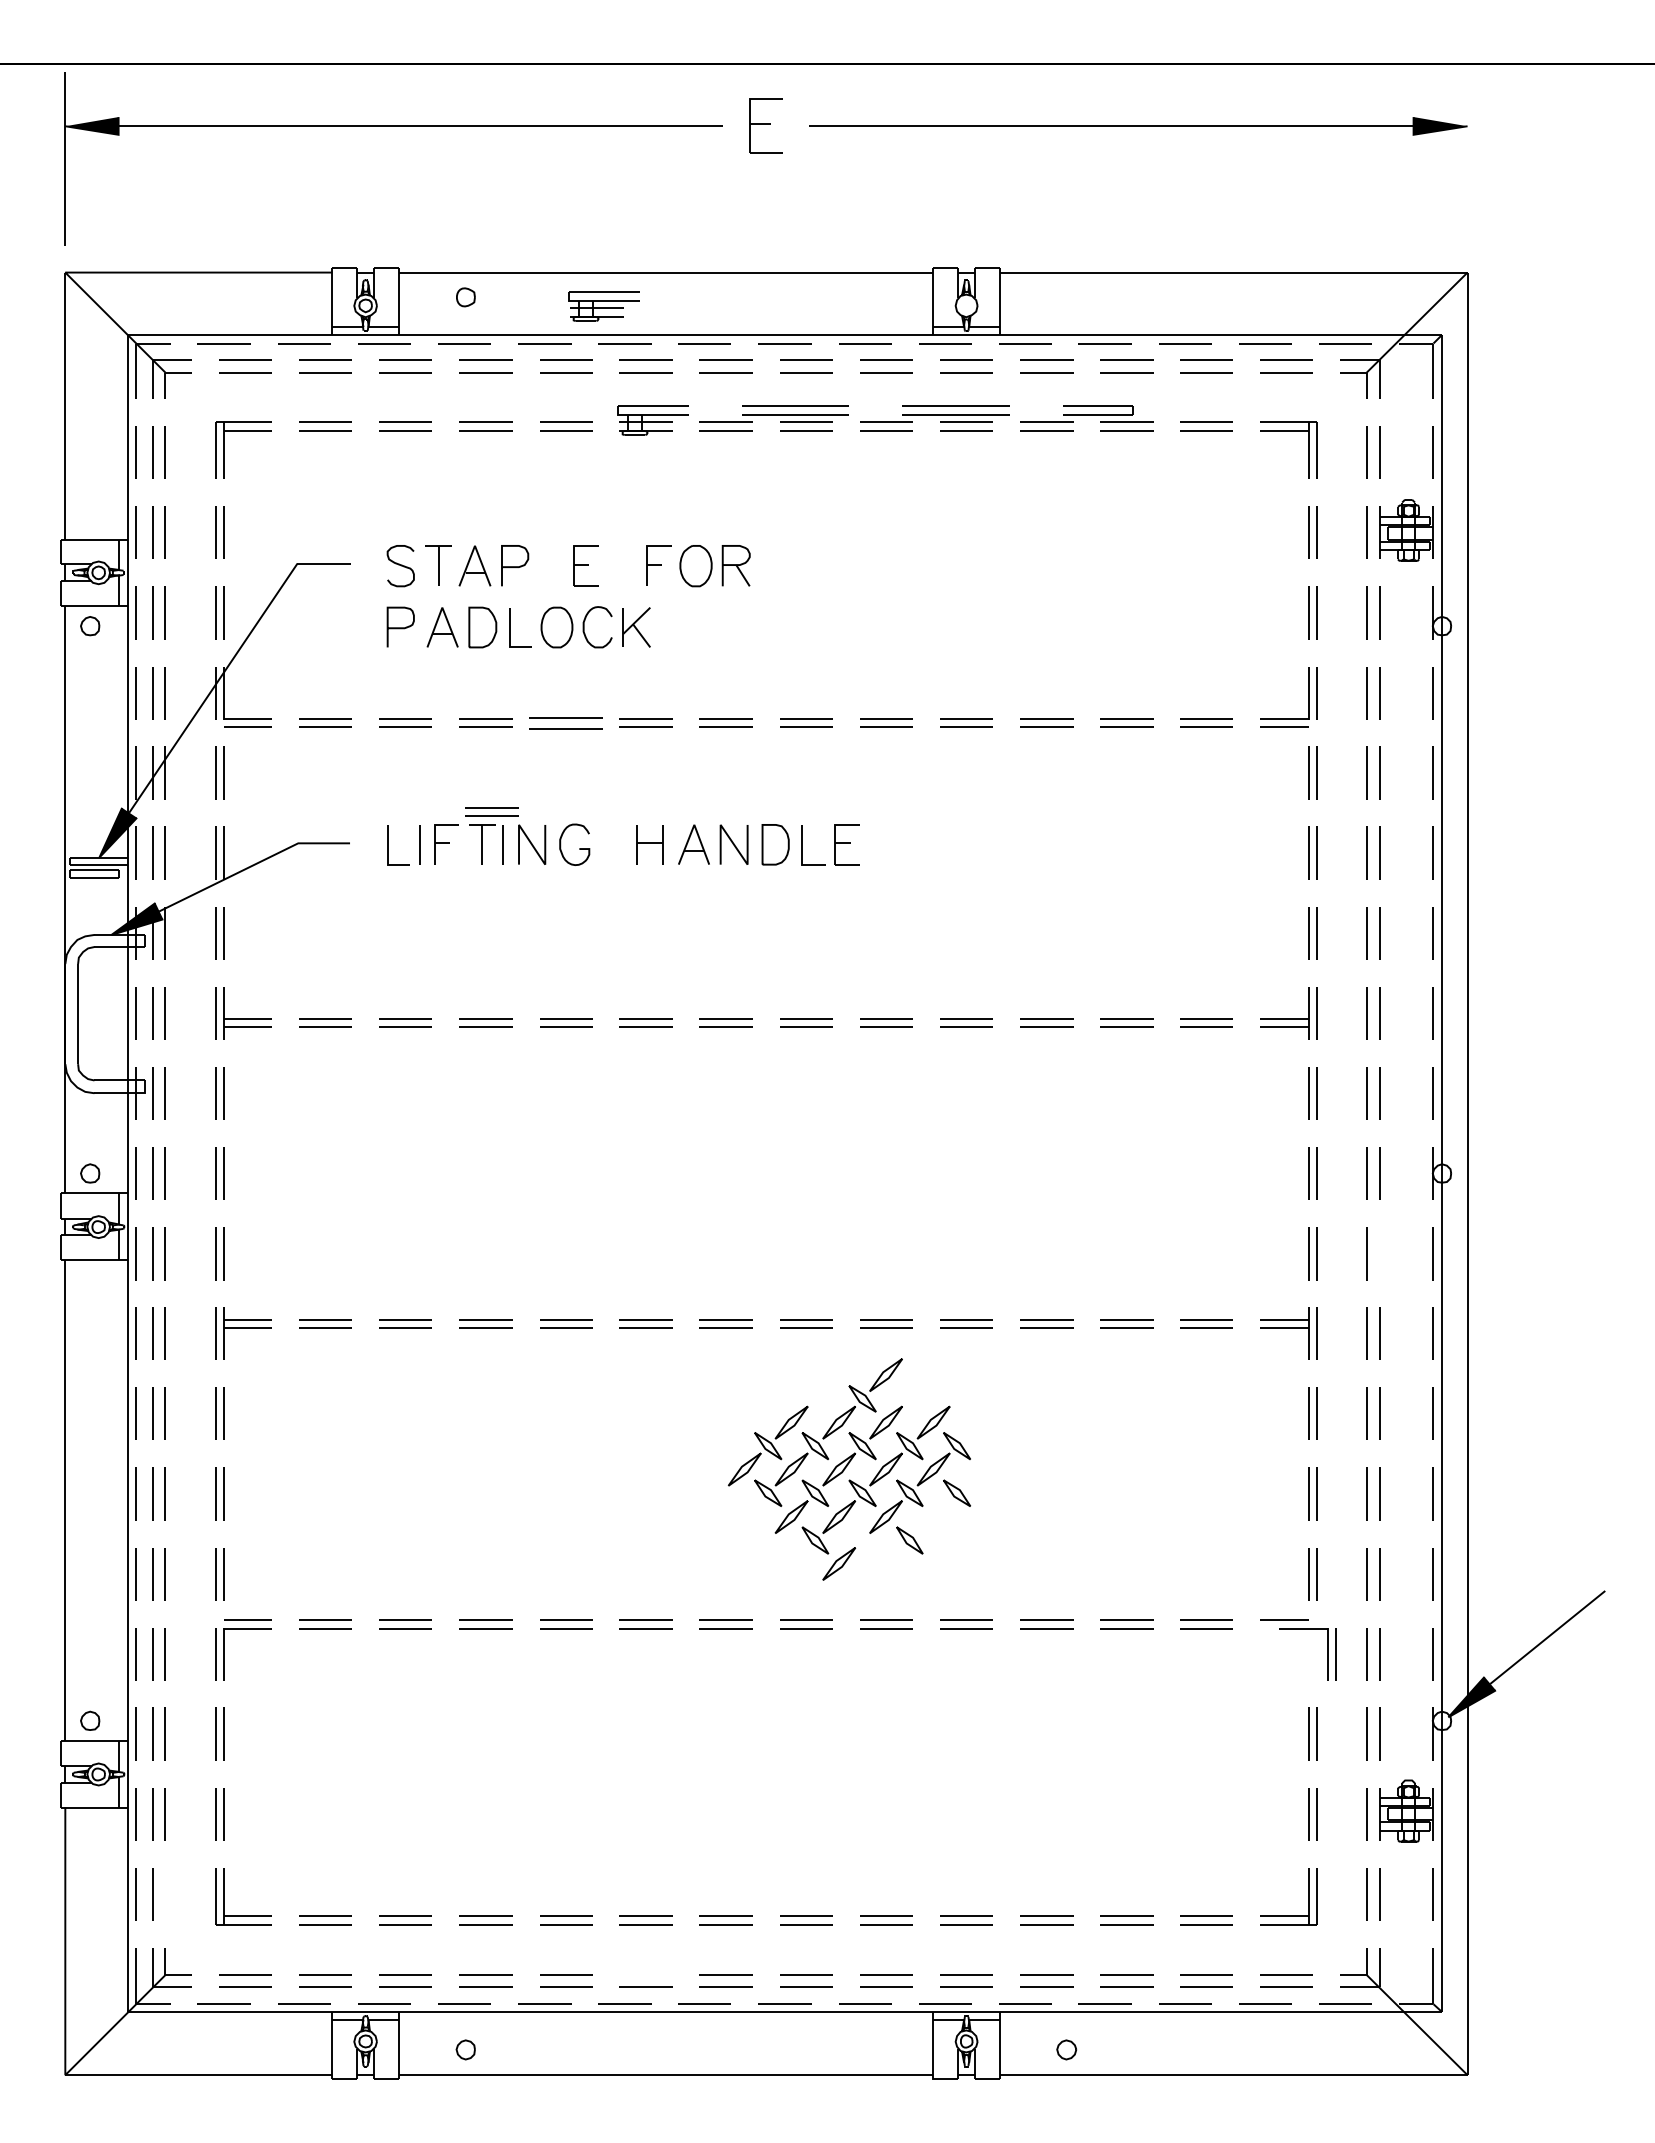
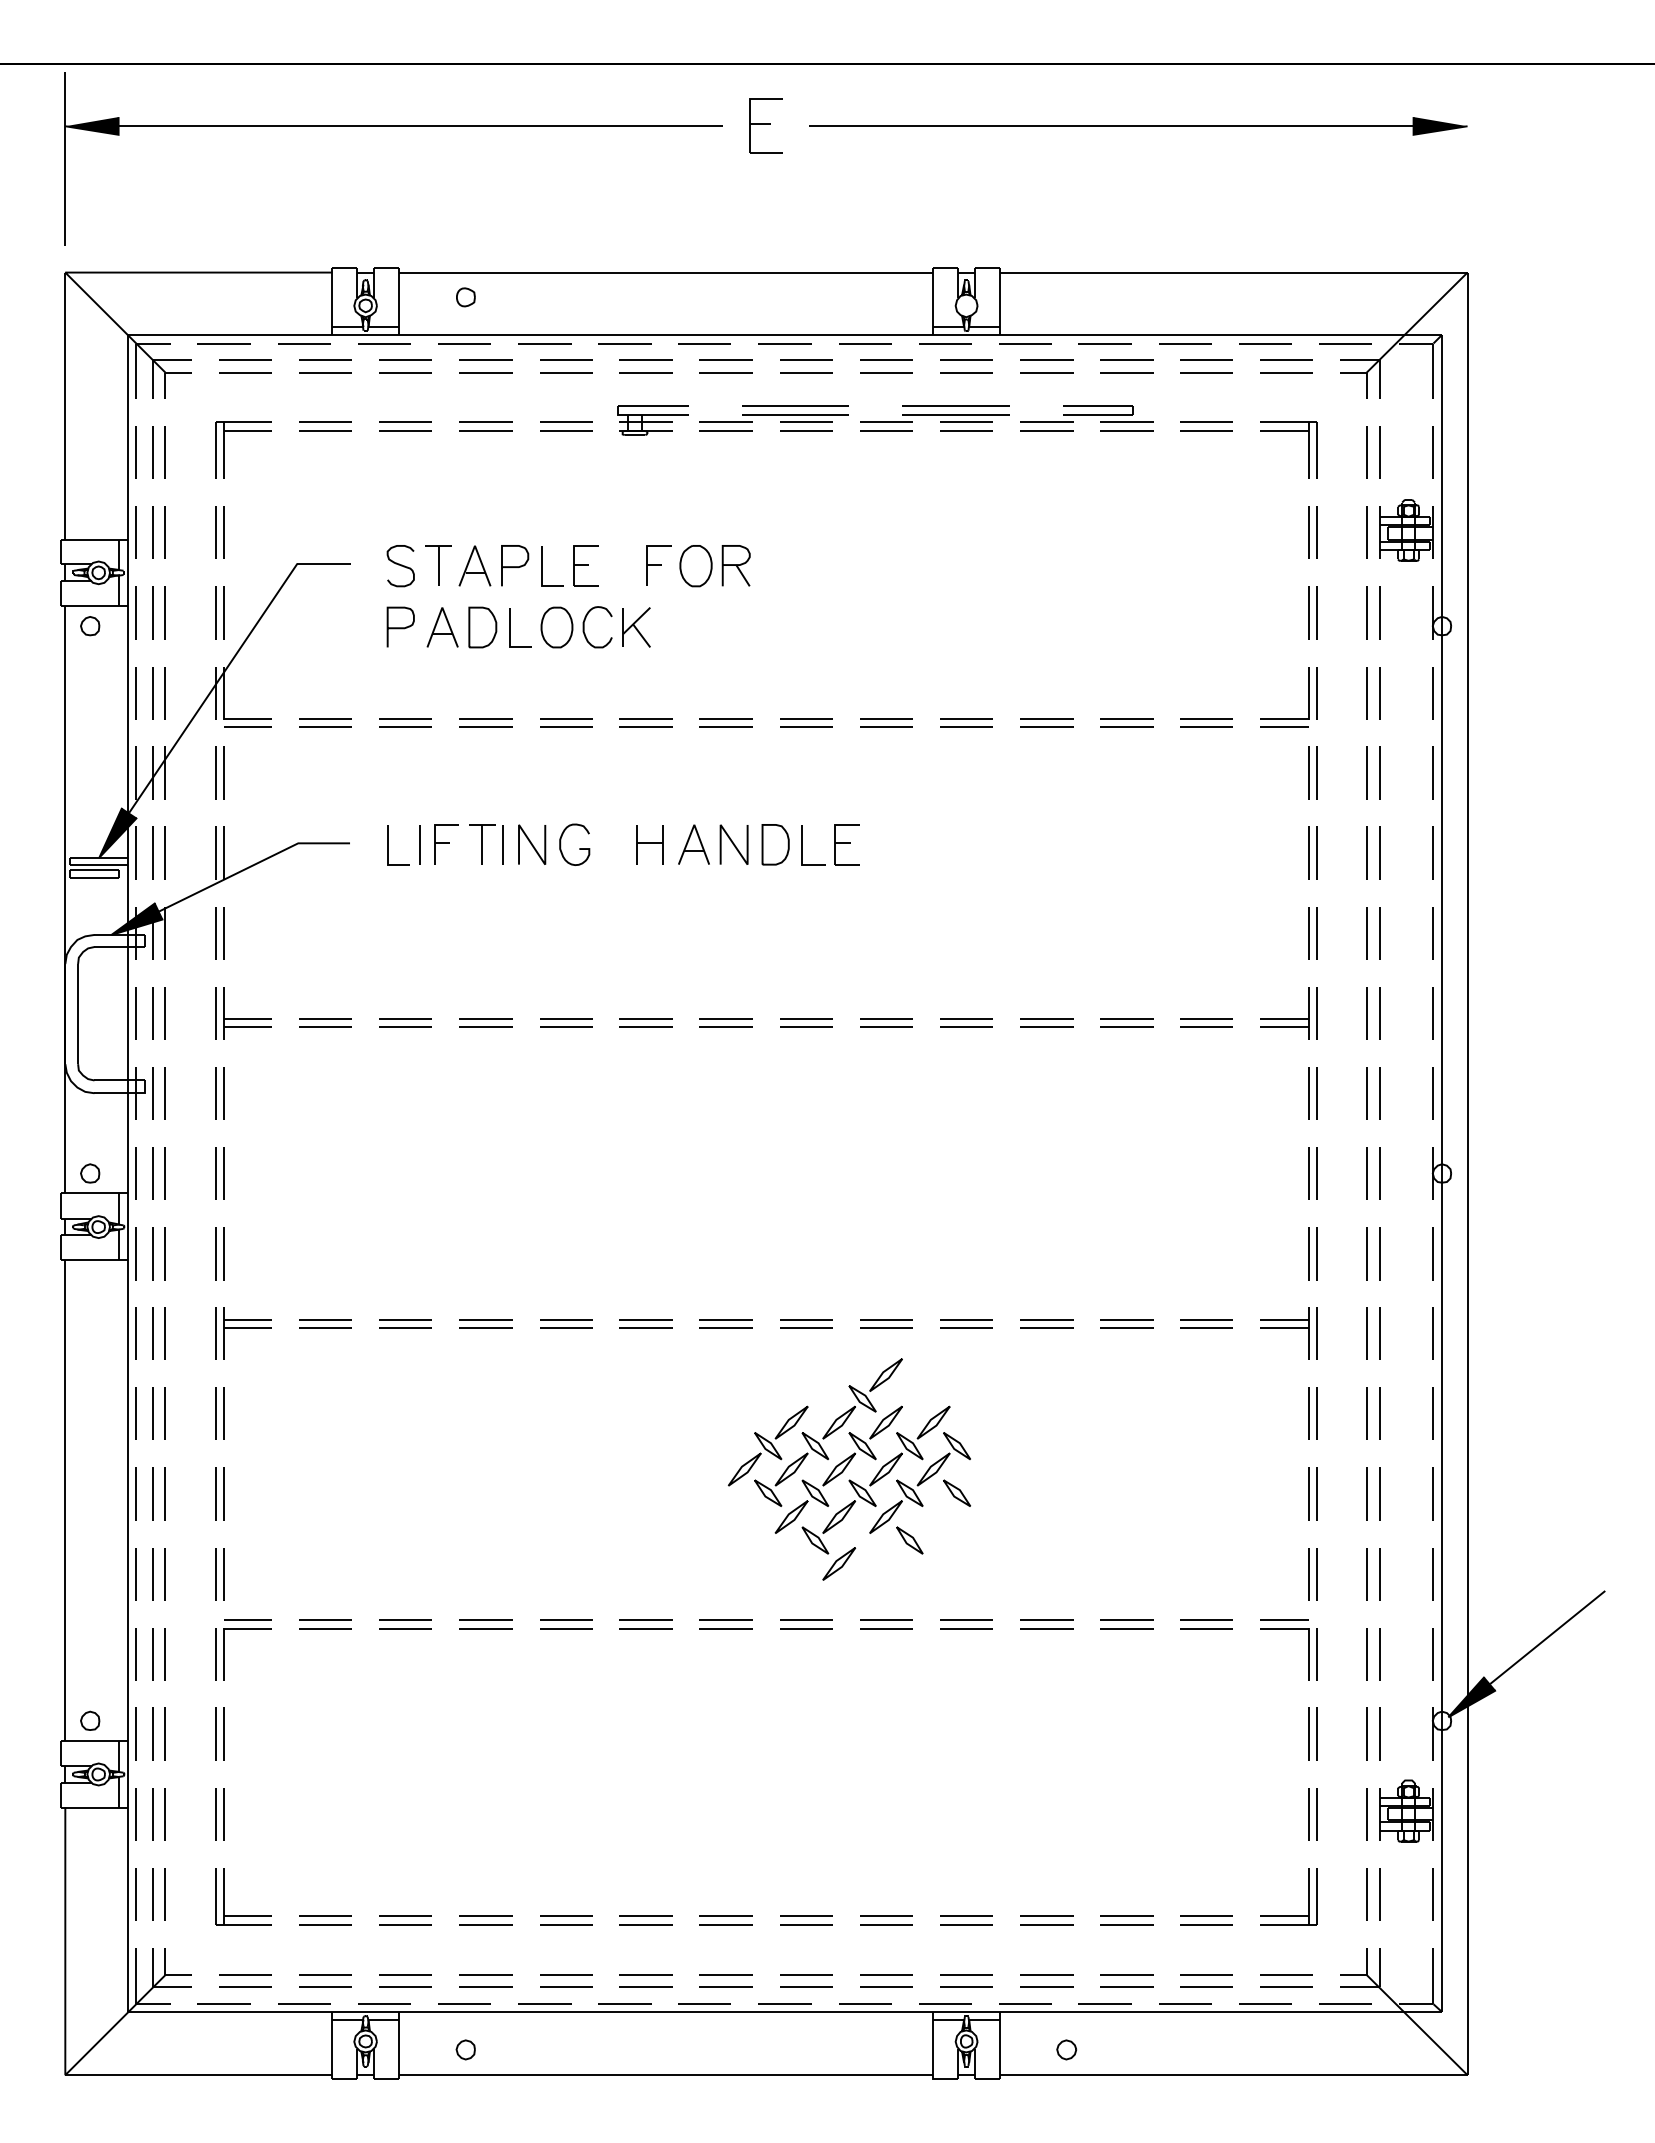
part: present -> none (603, 306)
line: none -> present (542, 566)
part size: 74x13 px -> 53x10 px (566, 722)
part: present -> none (491, 811)
line: none -> present (1379, 1253)
part position: (1327, 1654) -> (1308, 1654) (1308, 1654)
line: none -> present (164, 1894)
line: none -> present (645, 1974)
